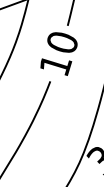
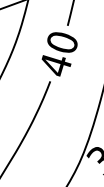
text: 10 -> 40 (56, 65)
